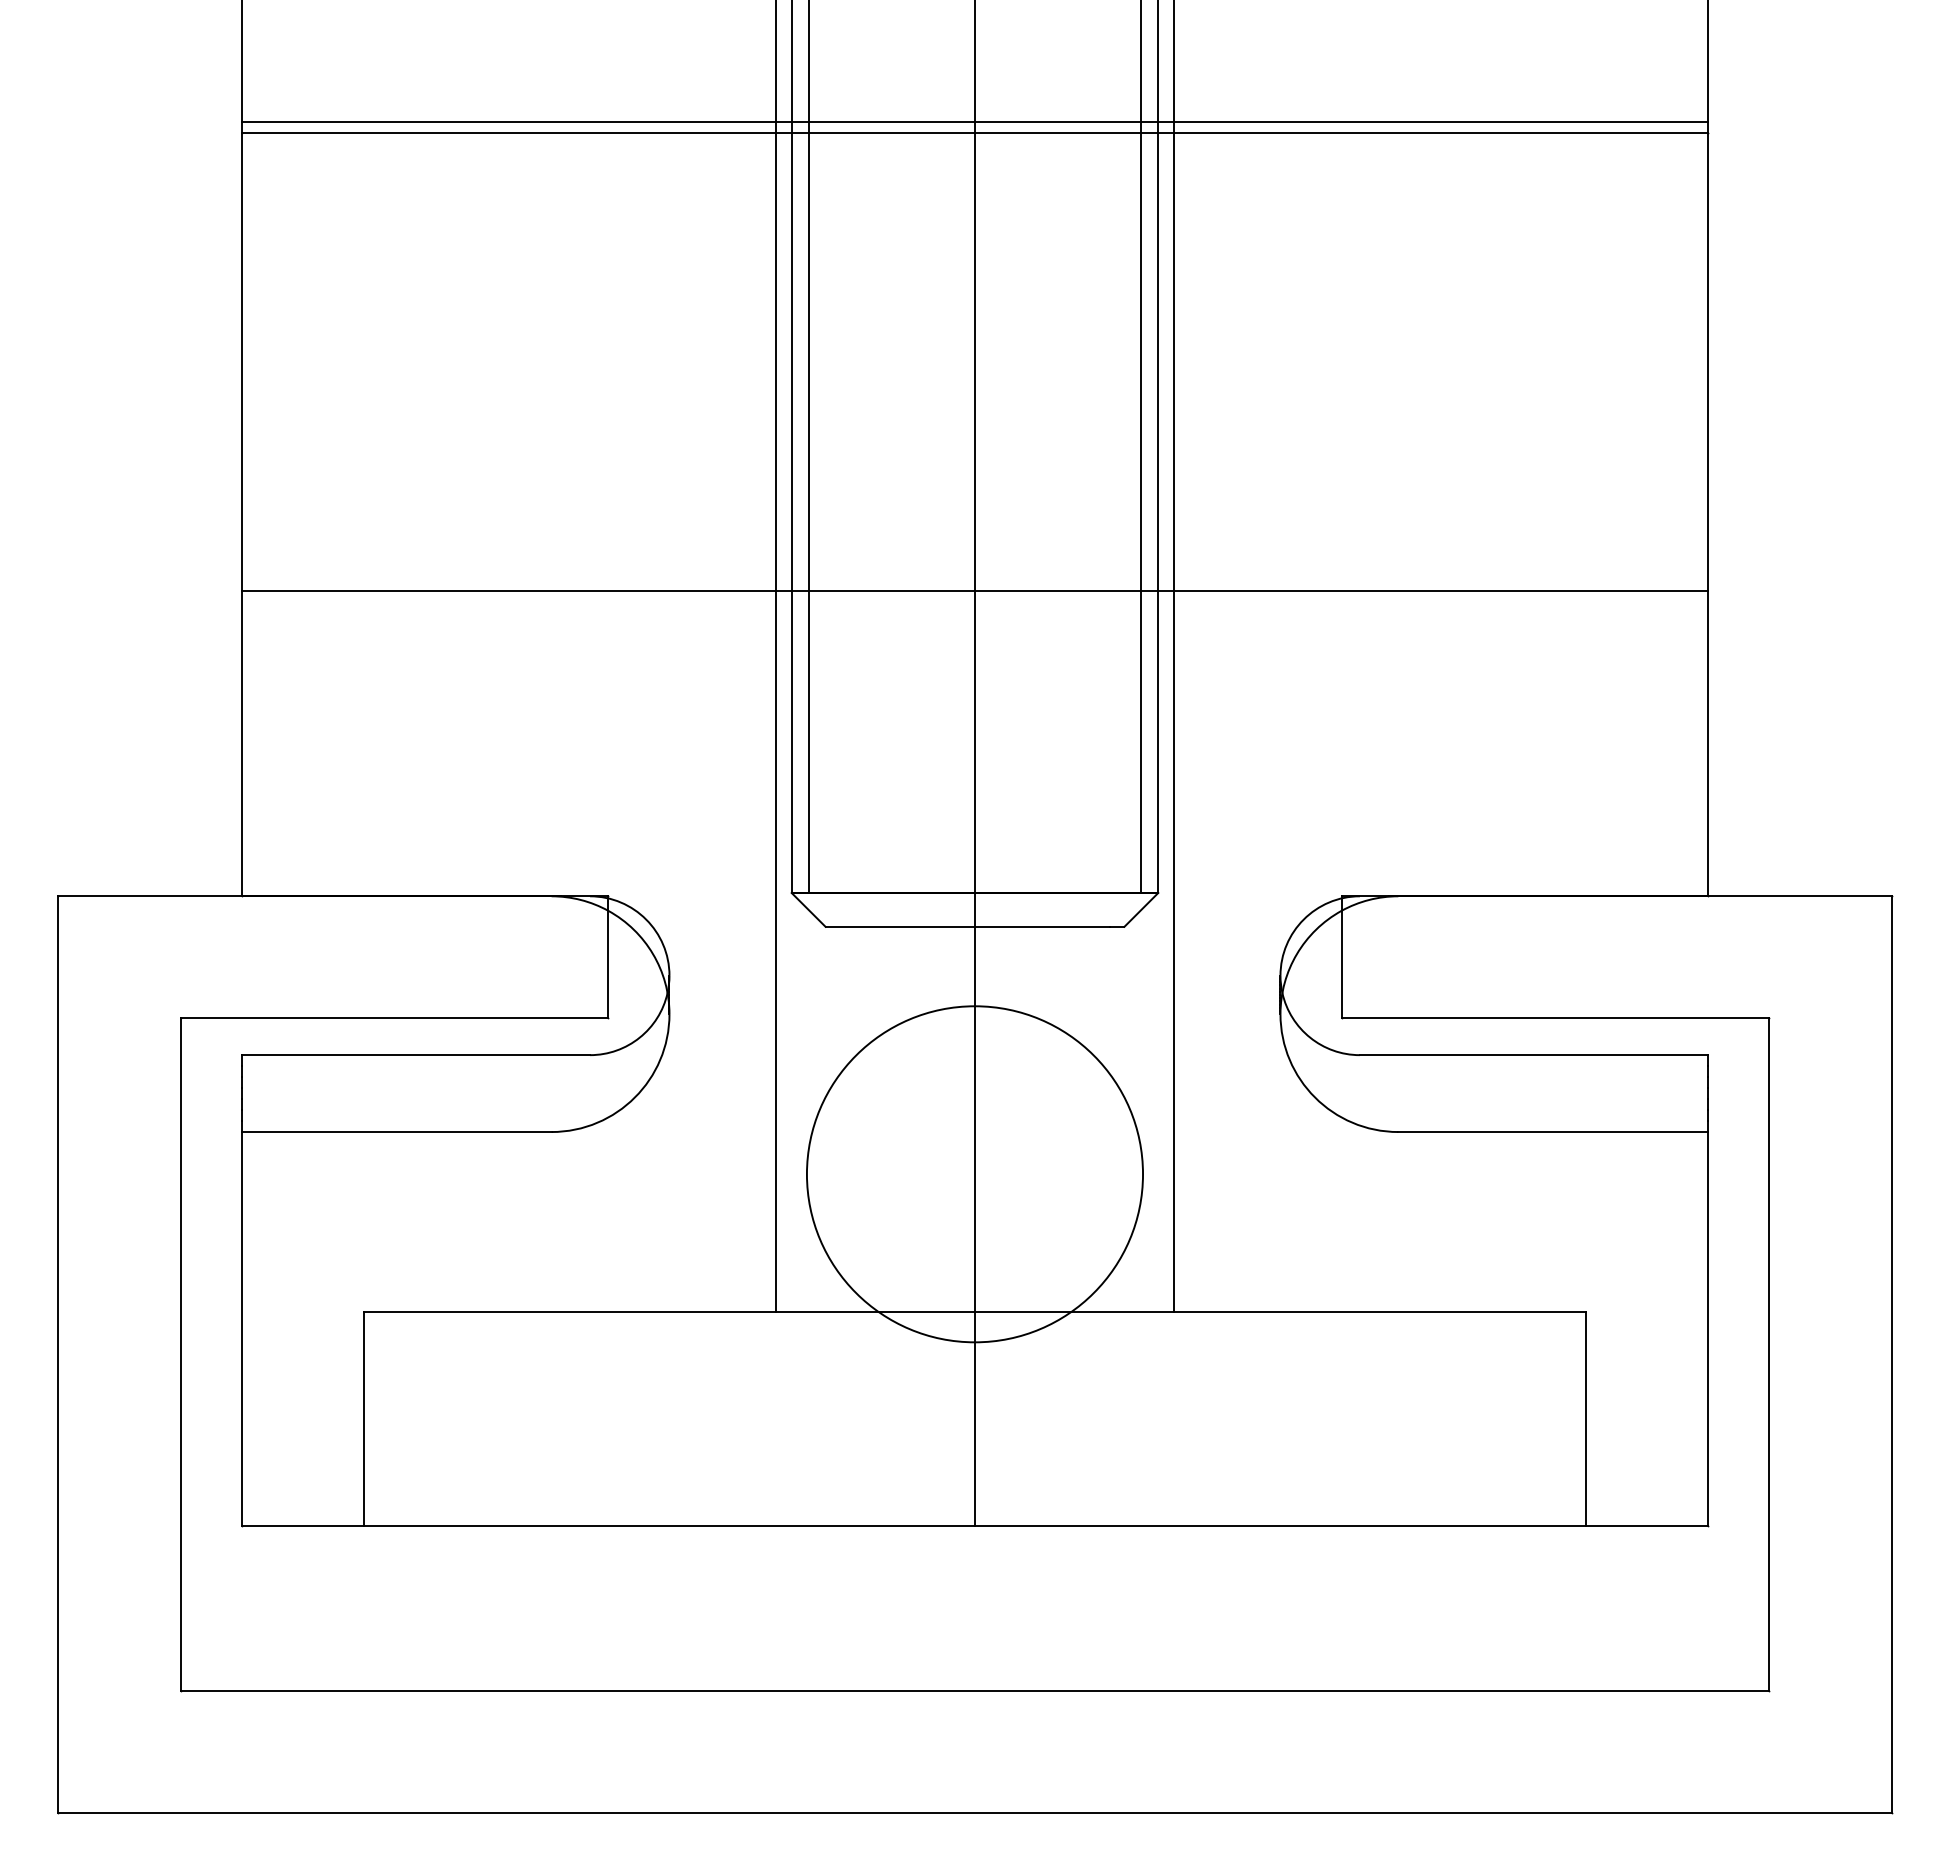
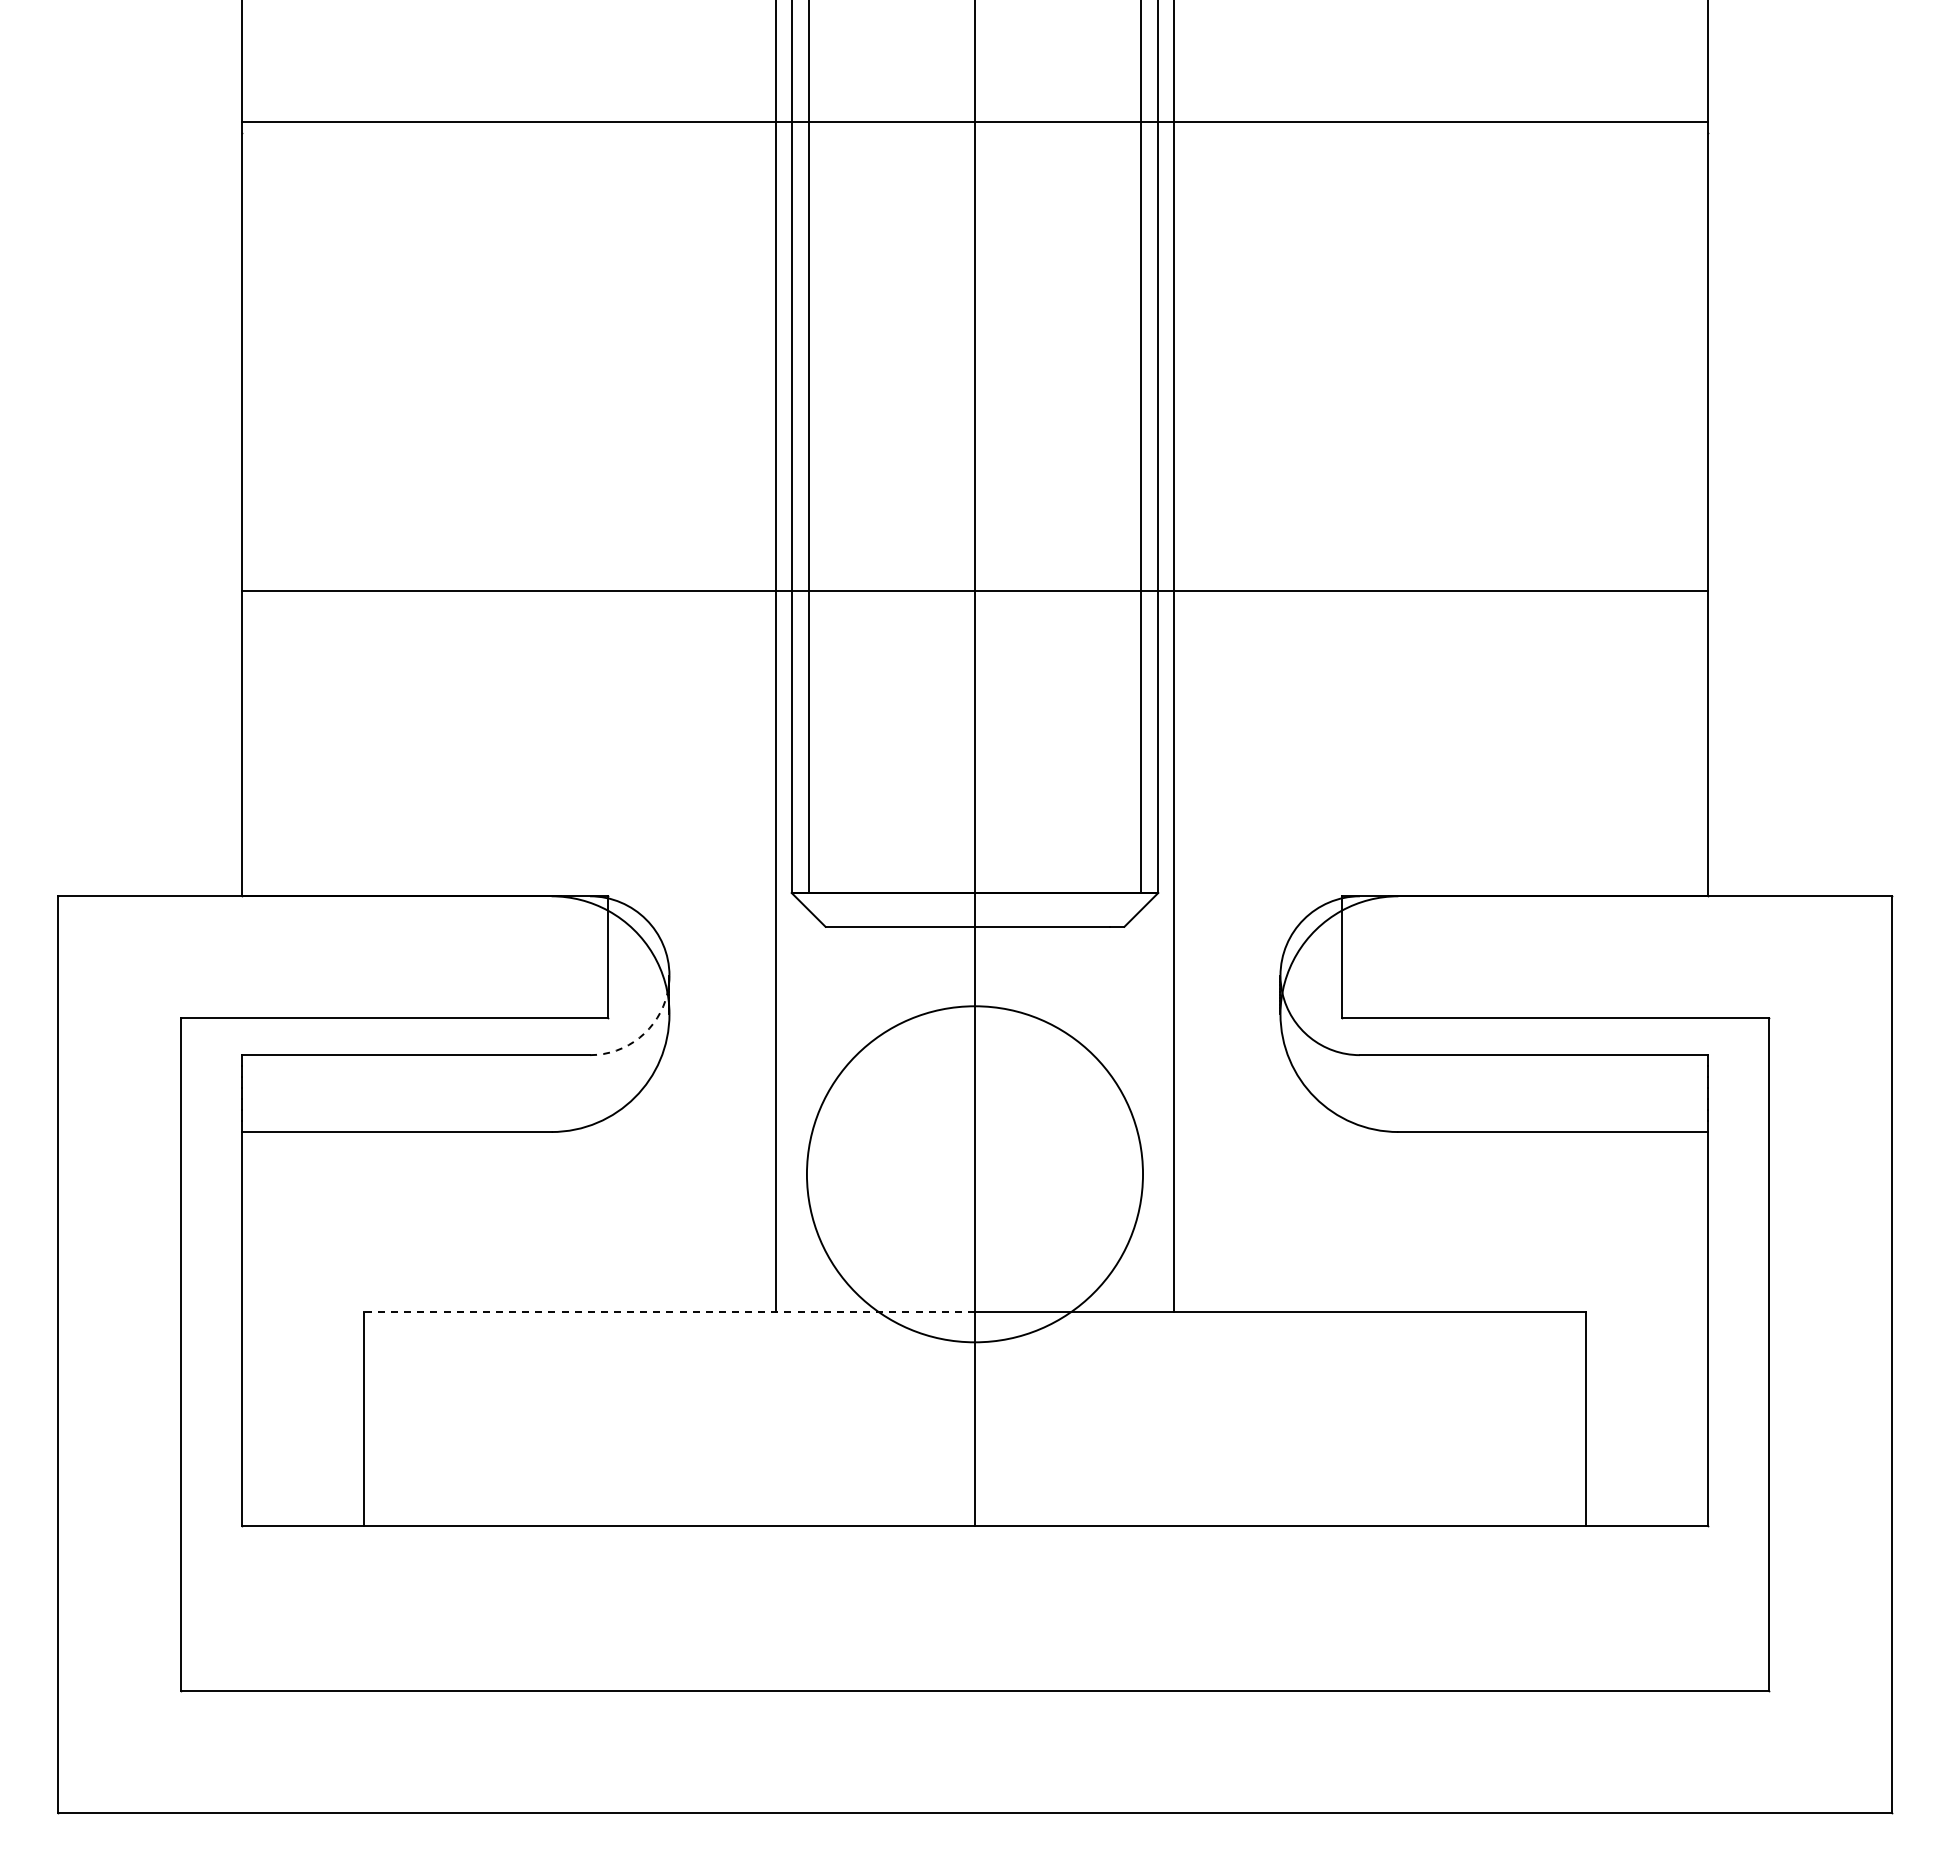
line: present -> none (974, 132)
arc: solid -> dashed (639, 1037)
line: solid -> dashed (669, 1311)
